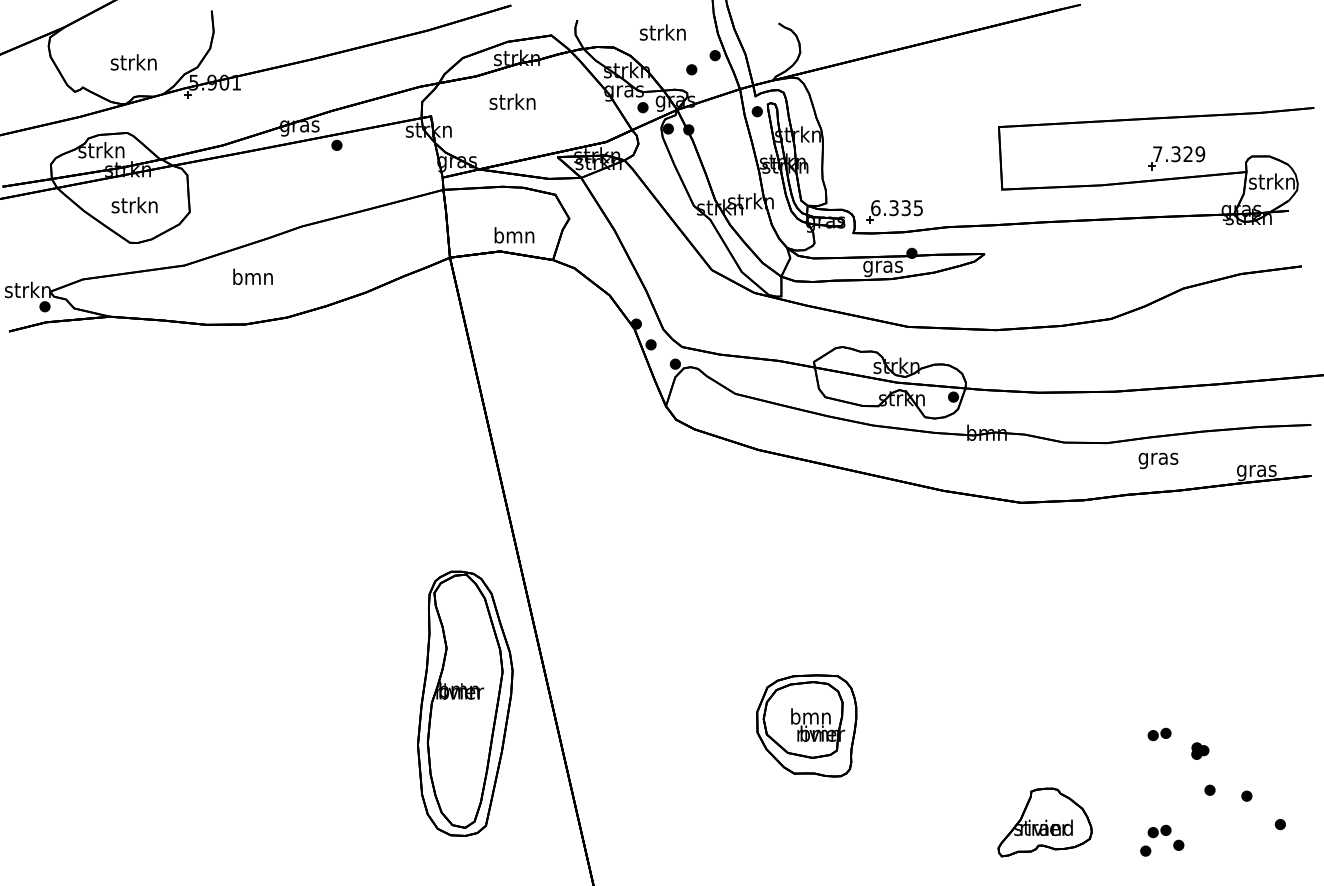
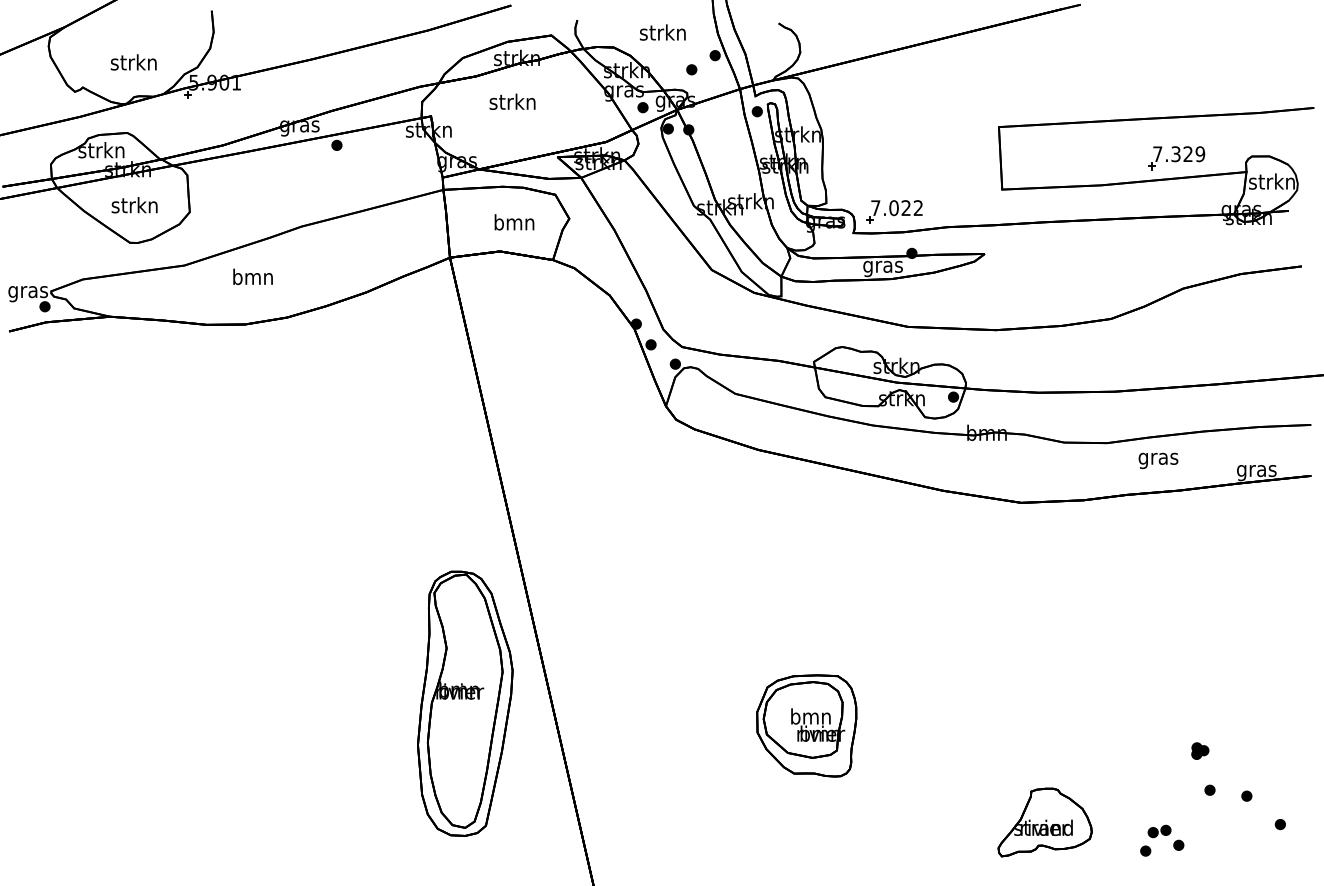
text: 6.335 -> 7.022 (896, 208)
text position: (514, 235) -> (514, 222) (514, 222)
text: strkn -> gras (27, 291)
part: present -> none (1159, 734)
